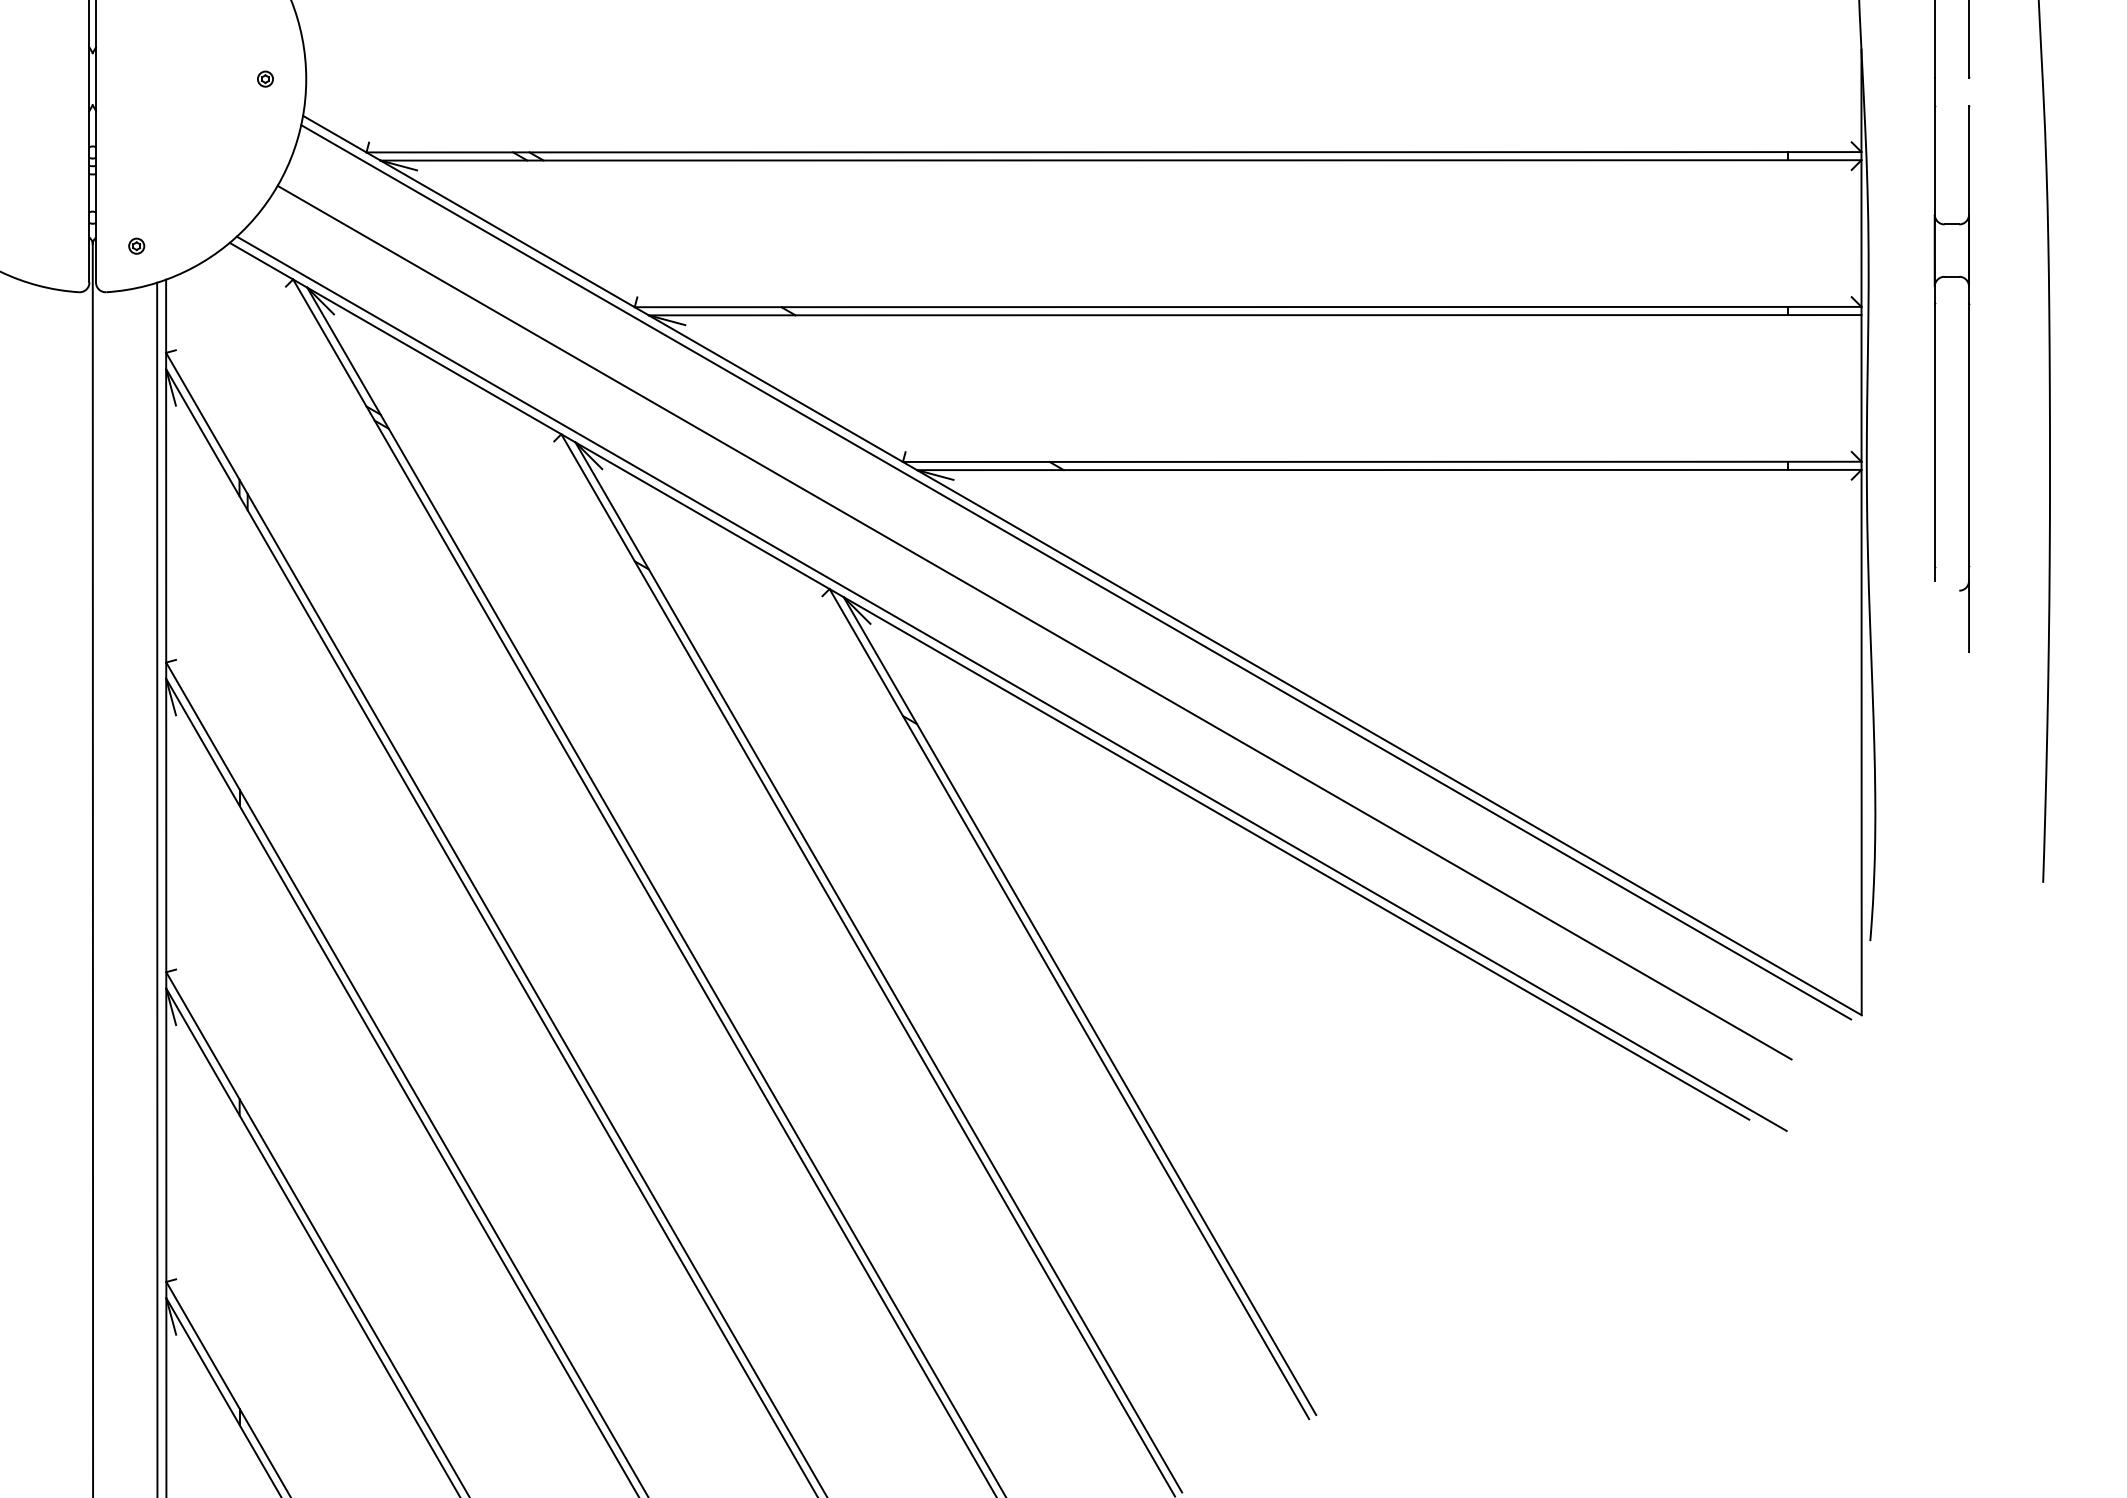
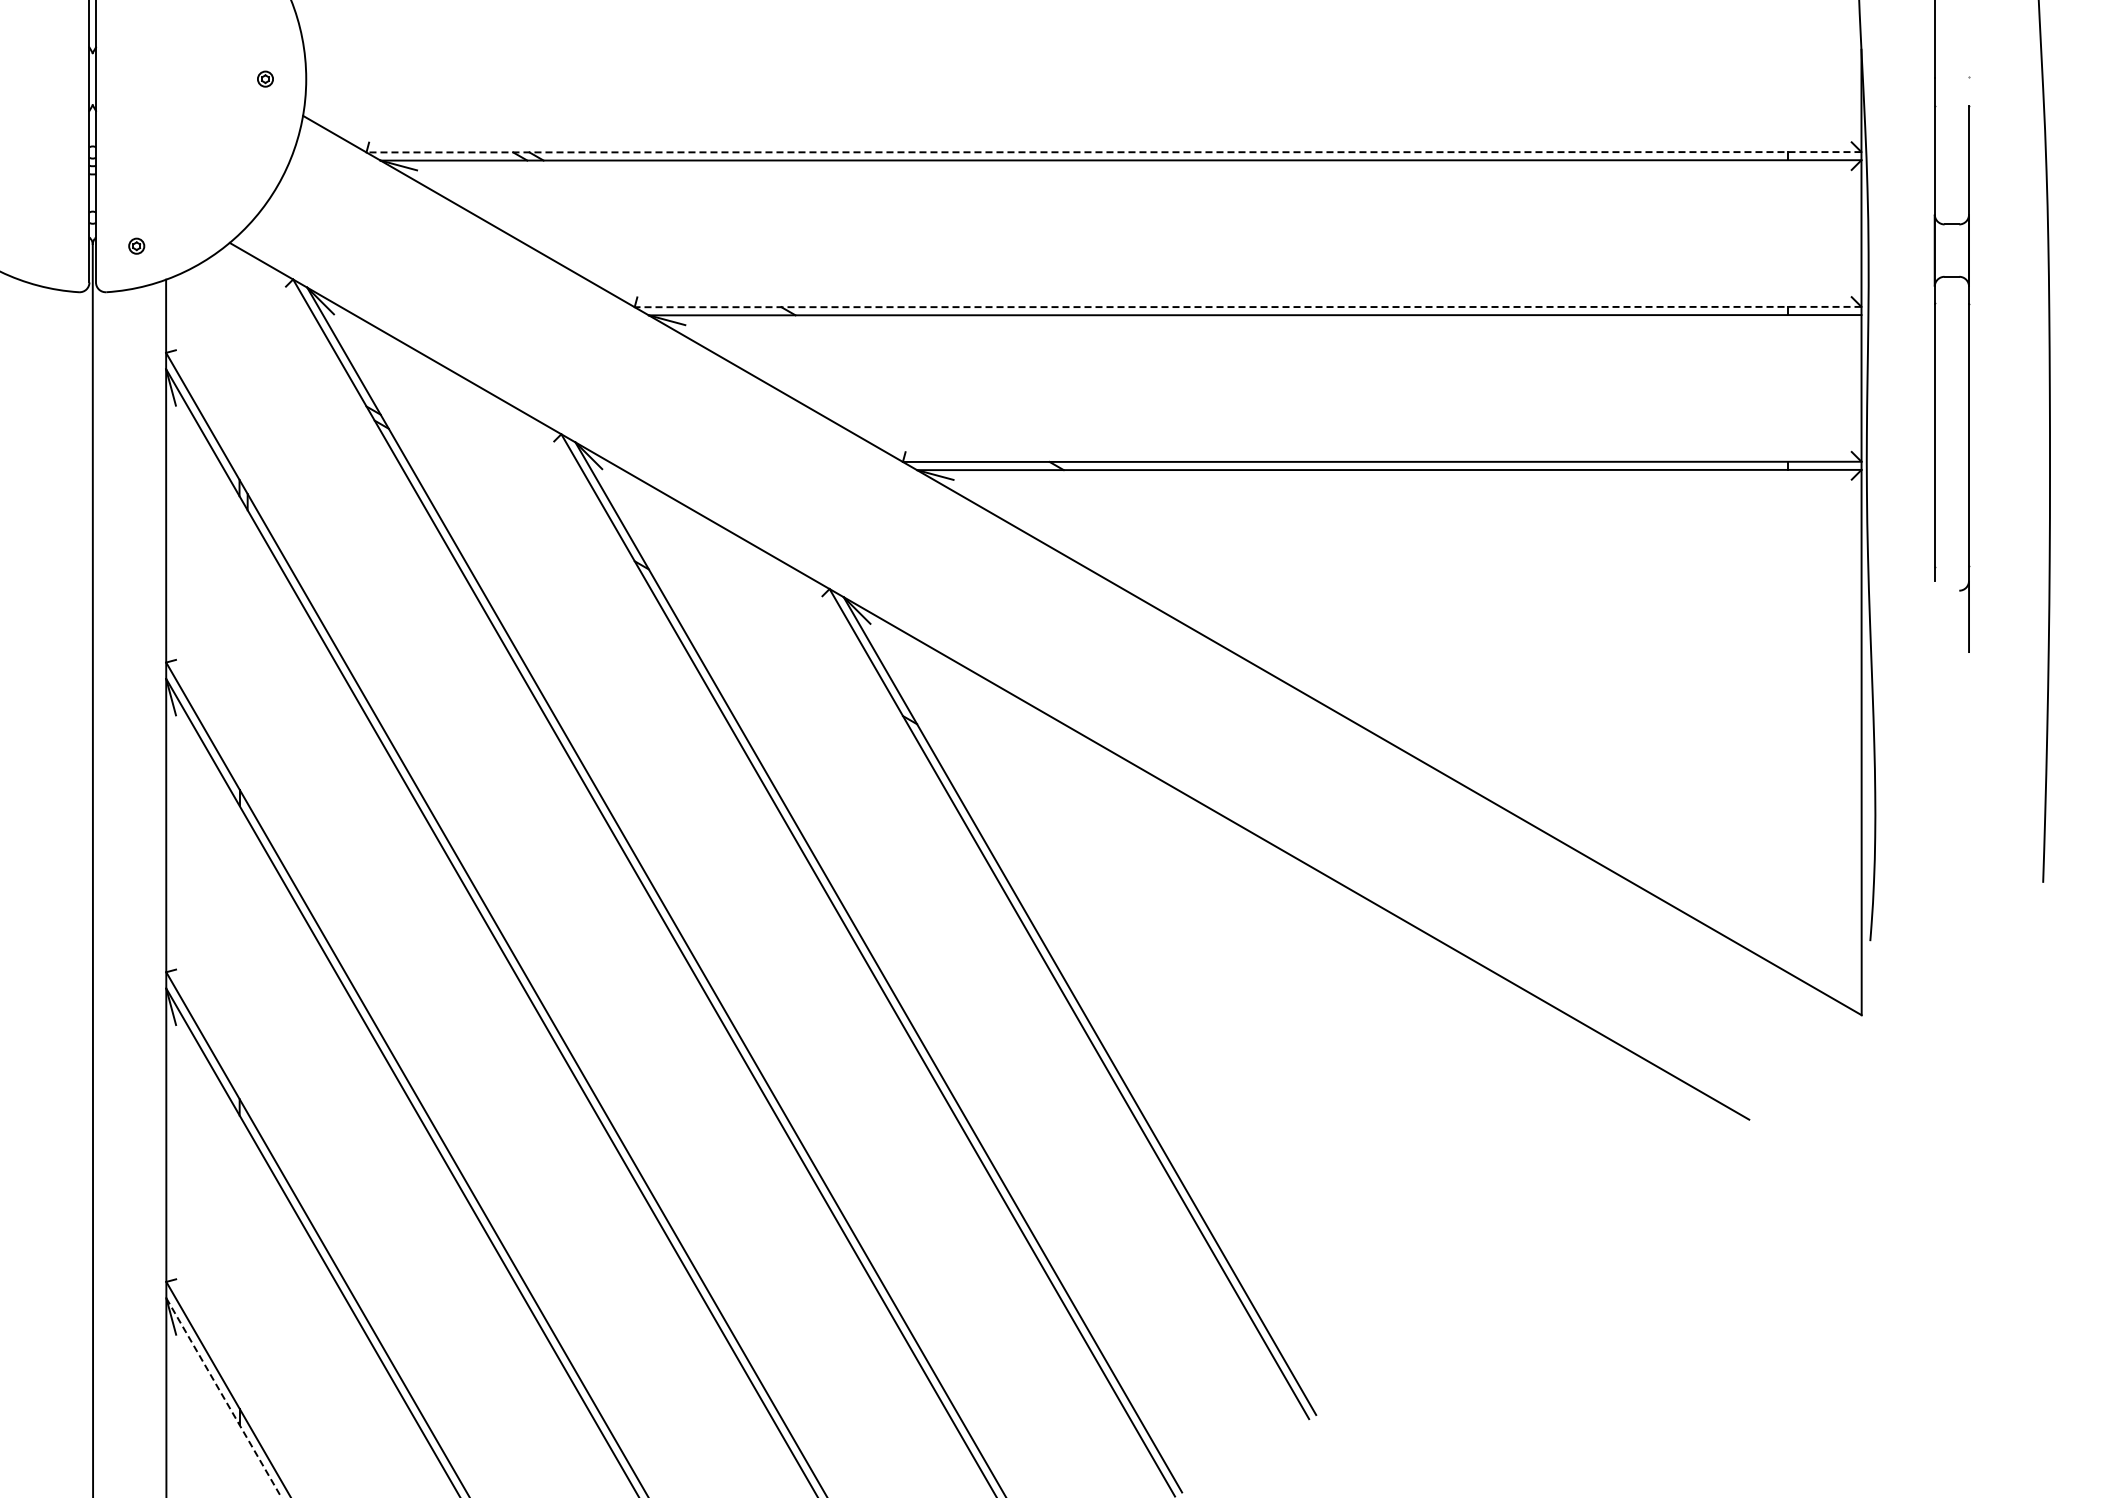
line: present -> none (1969, 39)
line: solid -> dashed (1113, 152)
line: solid -> dashed (1247, 307)
line: present -> none (1076, 572)
line: present -> none (1034, 622)
line: present -> none (1011, 683)
line: present -> none (157, 888)
line: solid -> dashed (223, 1397)
